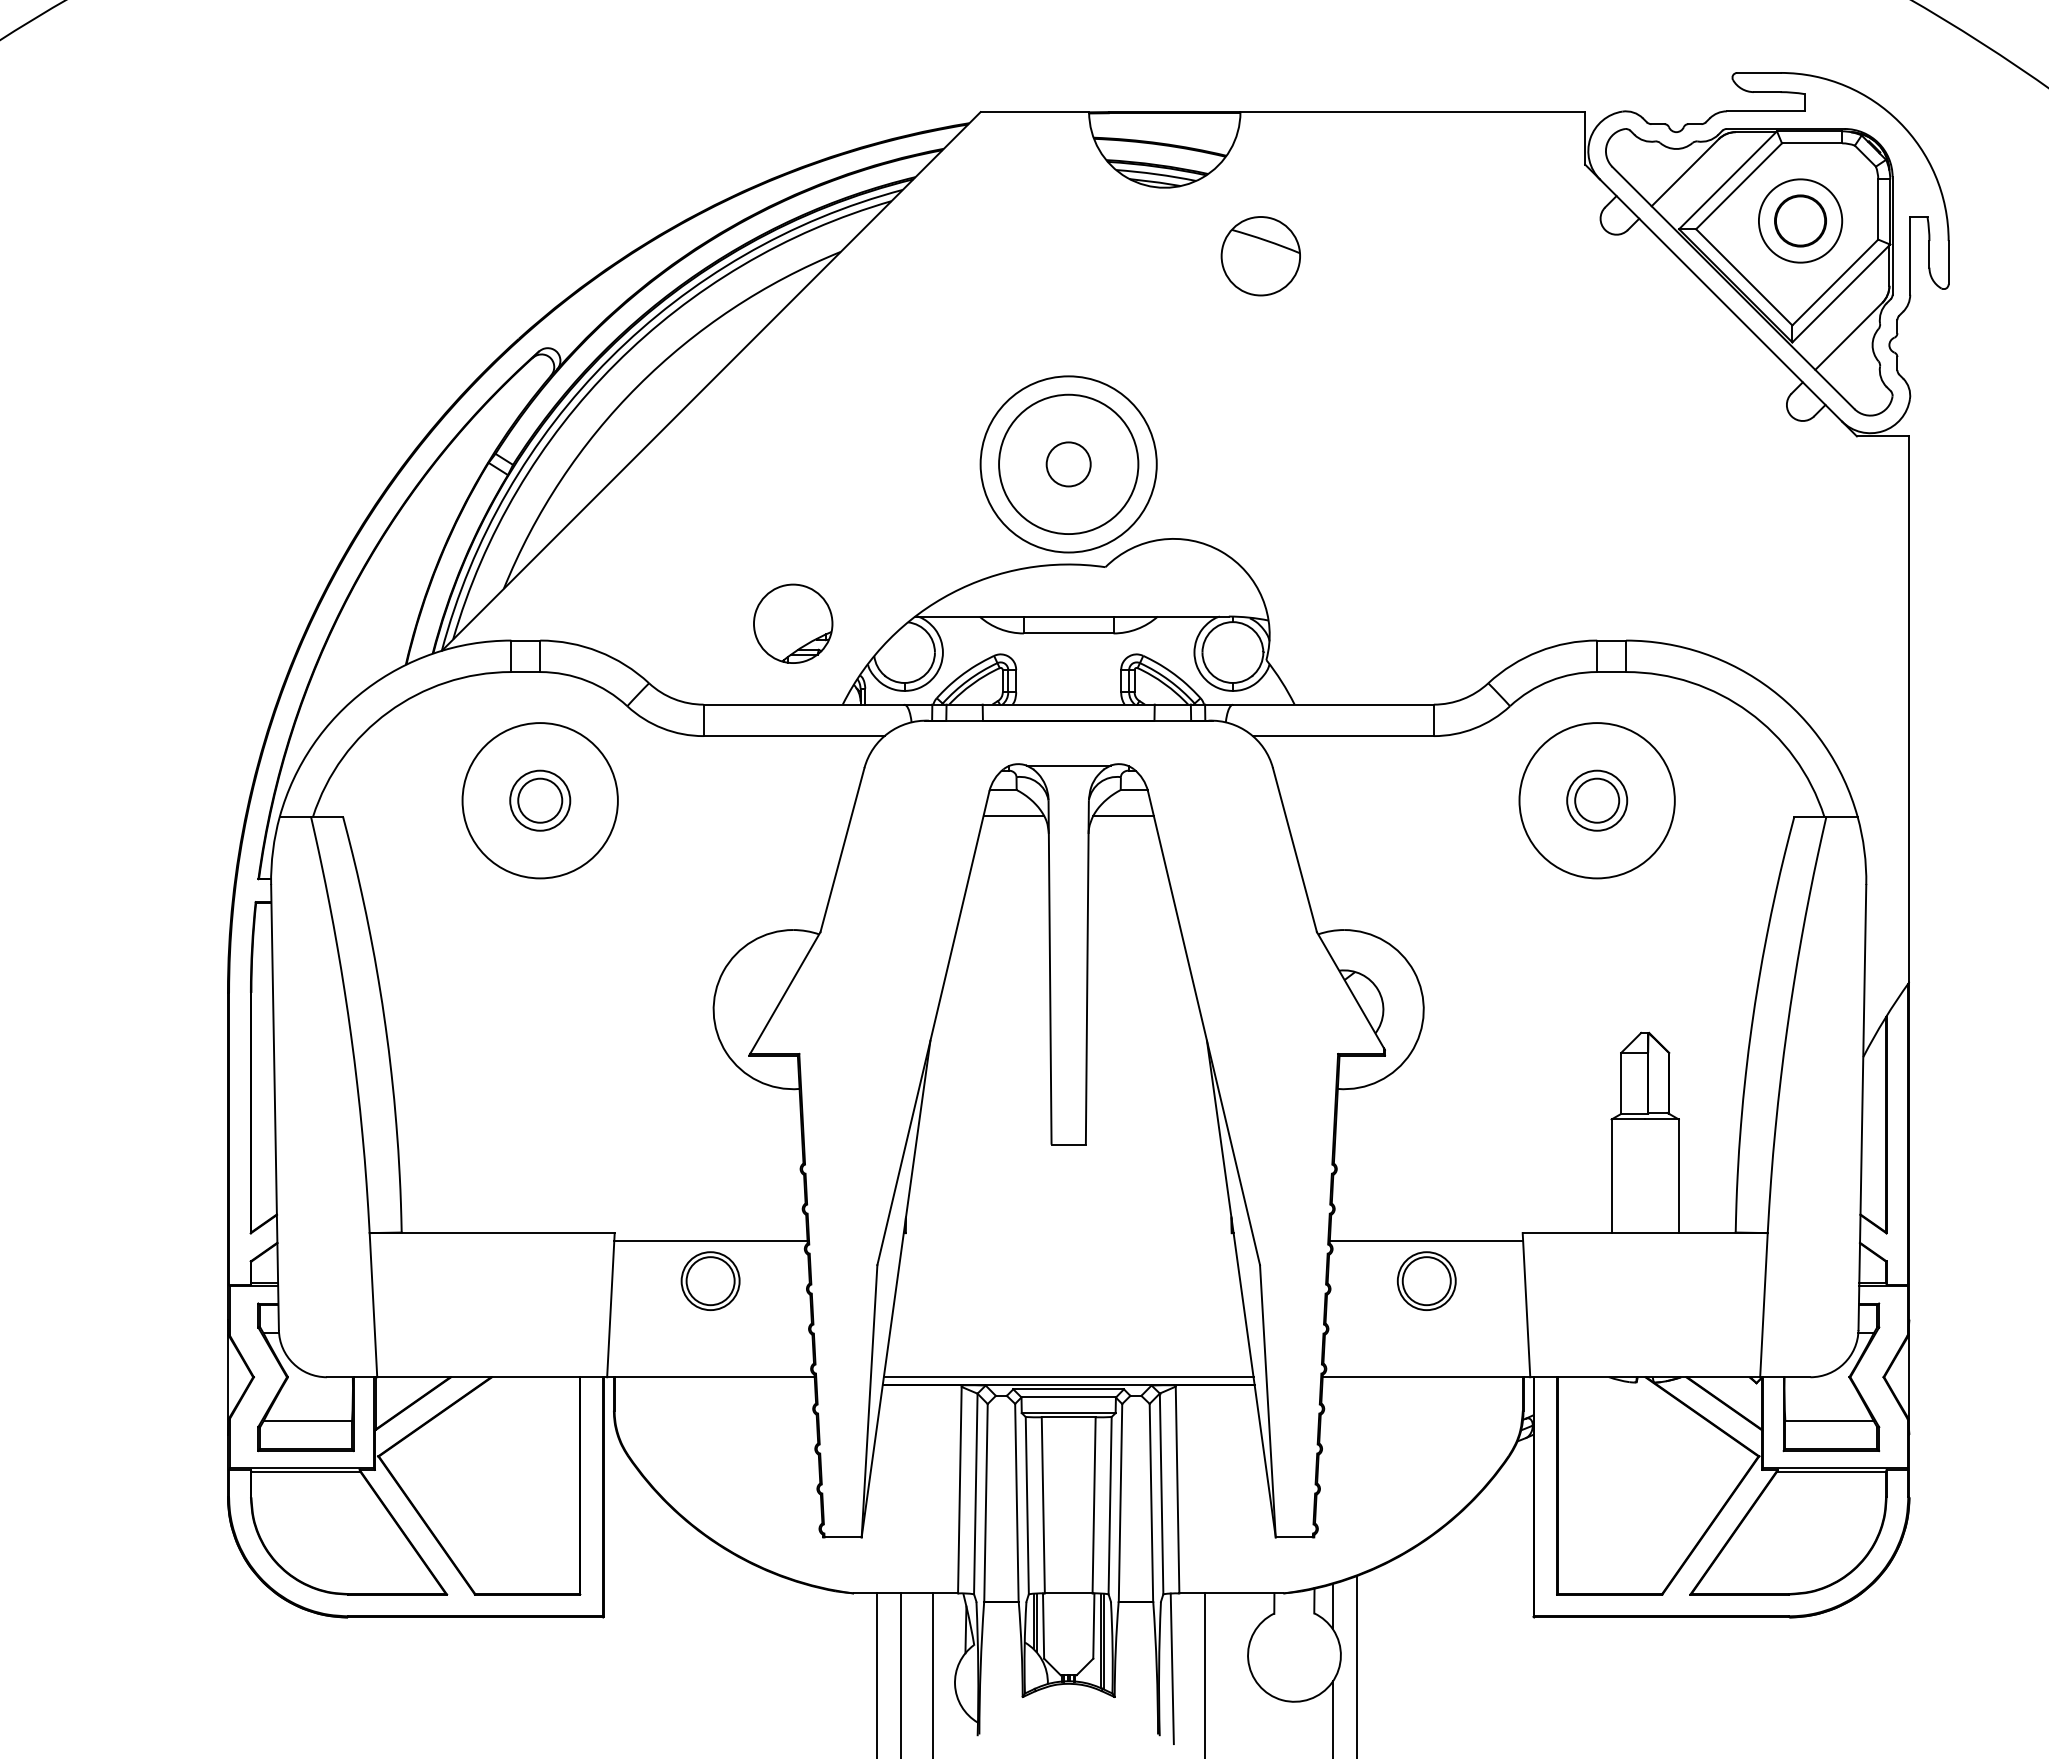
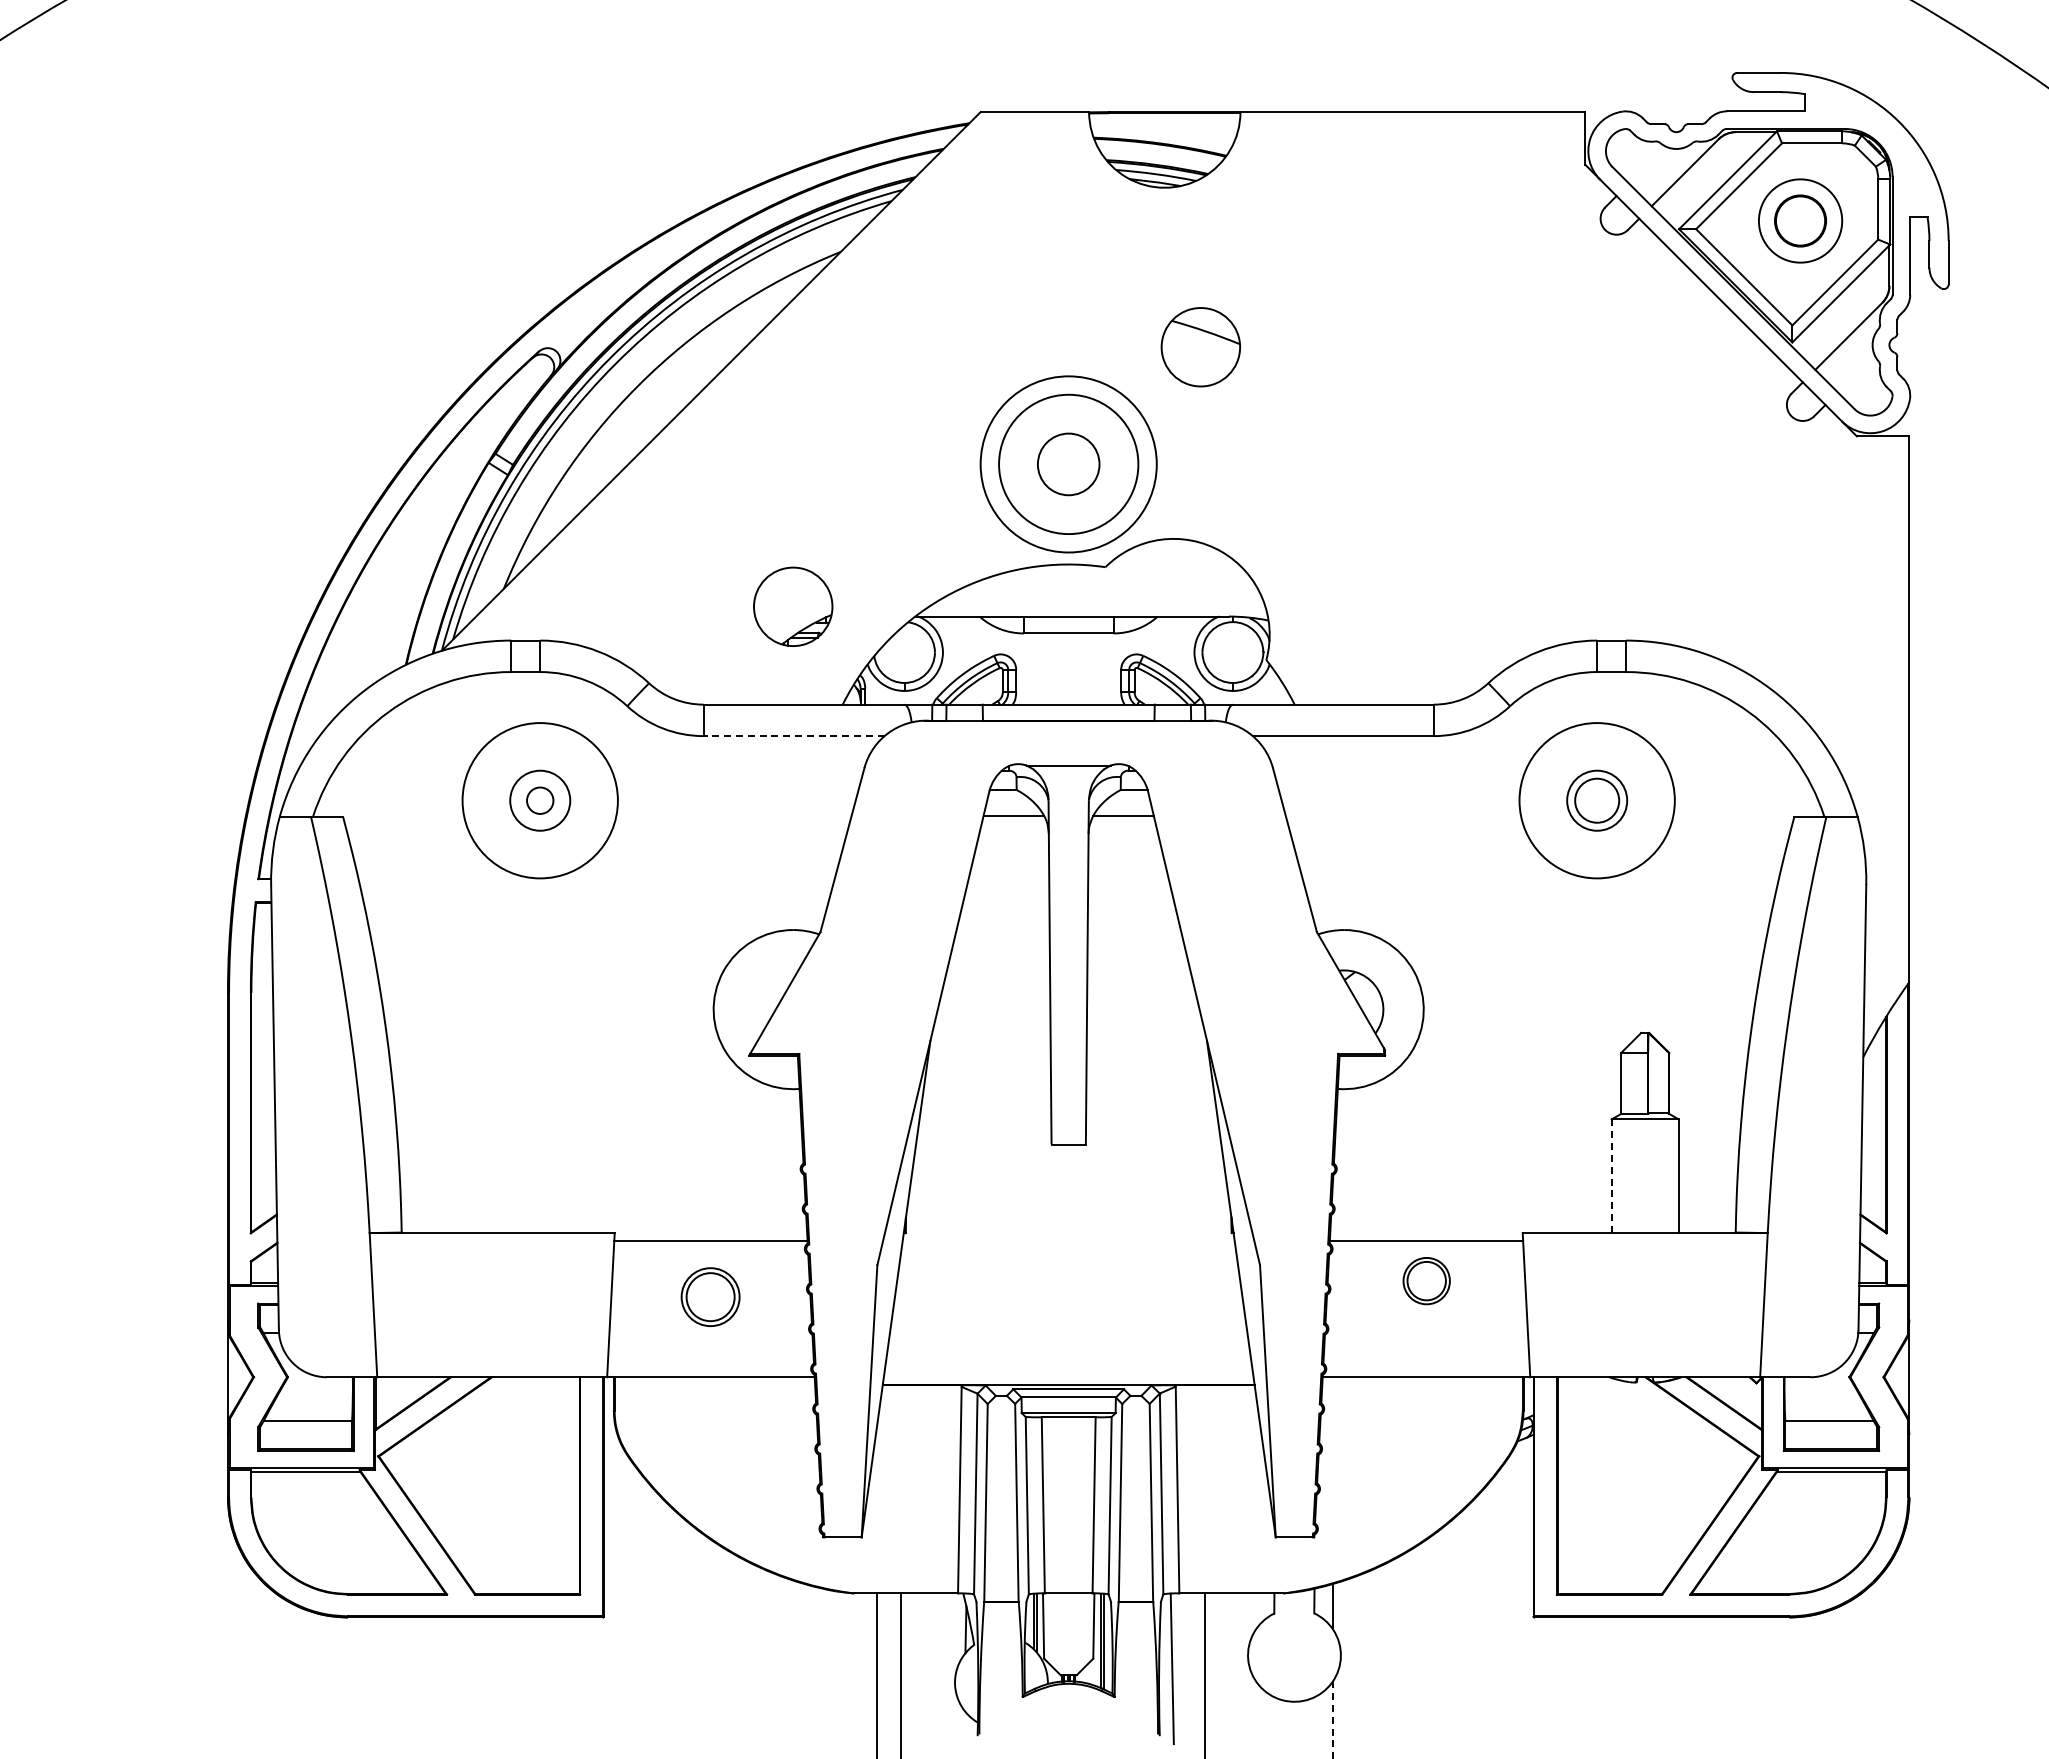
part position: (1260, 256) -> (1200, 347) (1200, 347)
circle diameter: 44 px -> 62 px (1068, 464)
part position: (793, 623) -> (793, 606) (793, 606)
line: solid -> dashed (794, 736)
circle diameter: 44 px -> 26 px (540, 800)
line: solid -> dashed (1611, 1176)
part position: (710, 1280) -> (710, 1296) (710, 1296)
part size: 61x60 px -> 49x49 px (1426, 1281)
line: present -> none (1068, 1377)
line: present -> none (1356, 1665)
line: present -> none (932, 1674)
line: solid -> dashed (1332, 1720)
